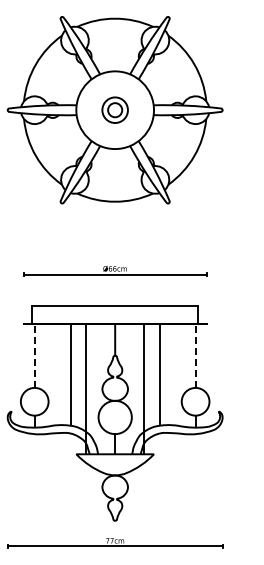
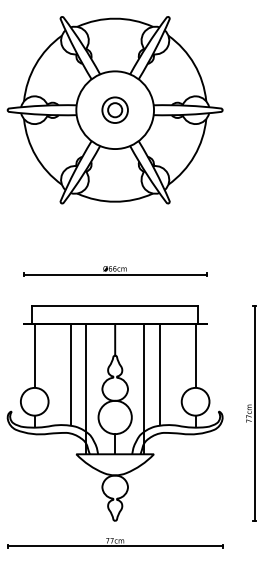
line: dashed -> solid (34, 356)
line: dashed -> solid (195, 356)
part: none -> present (251, 413)
